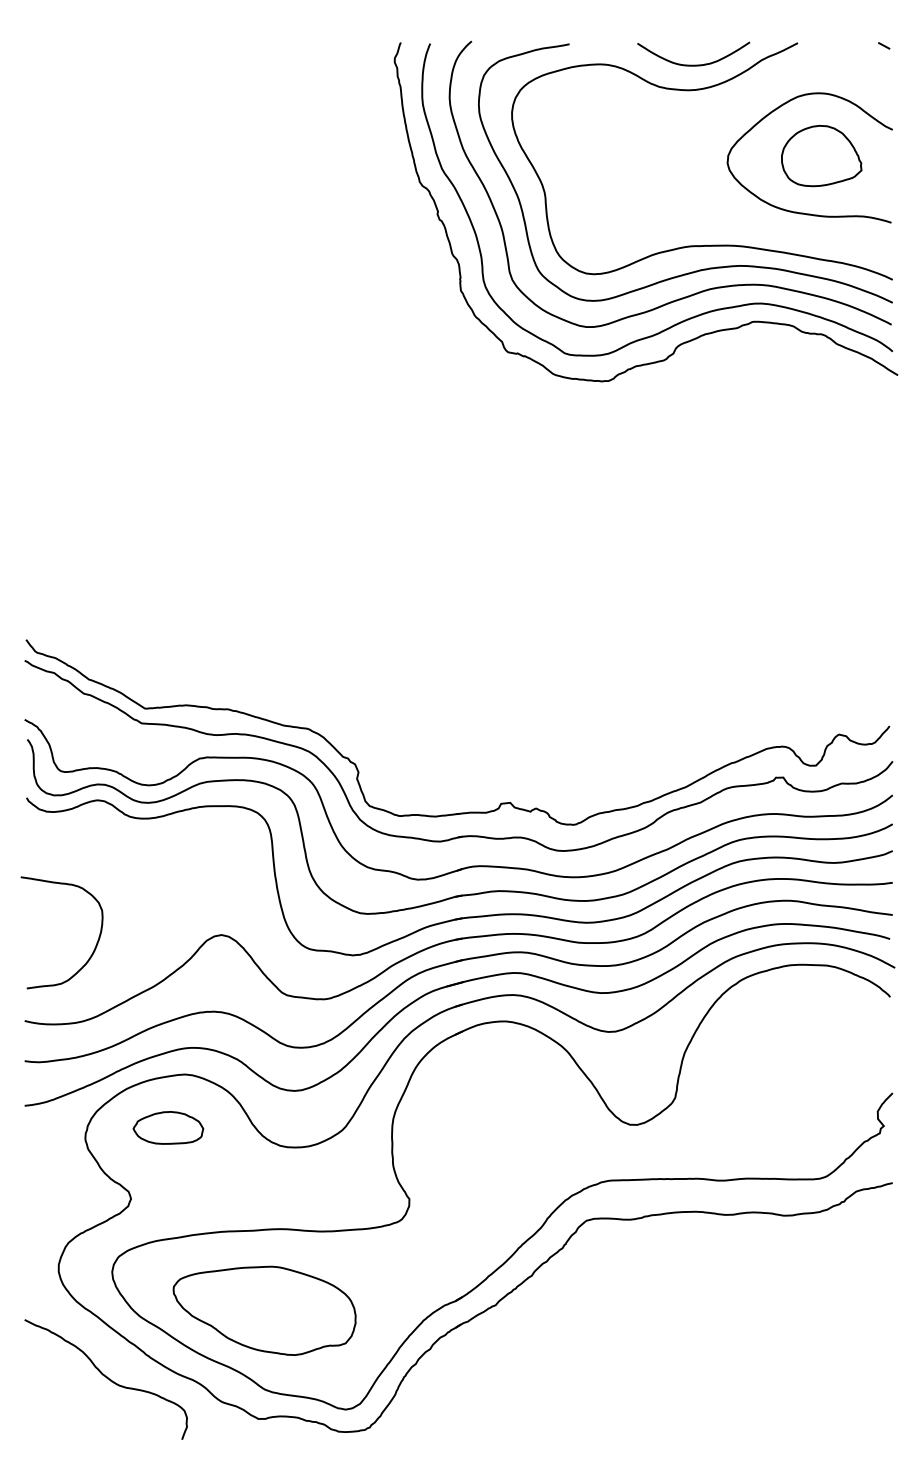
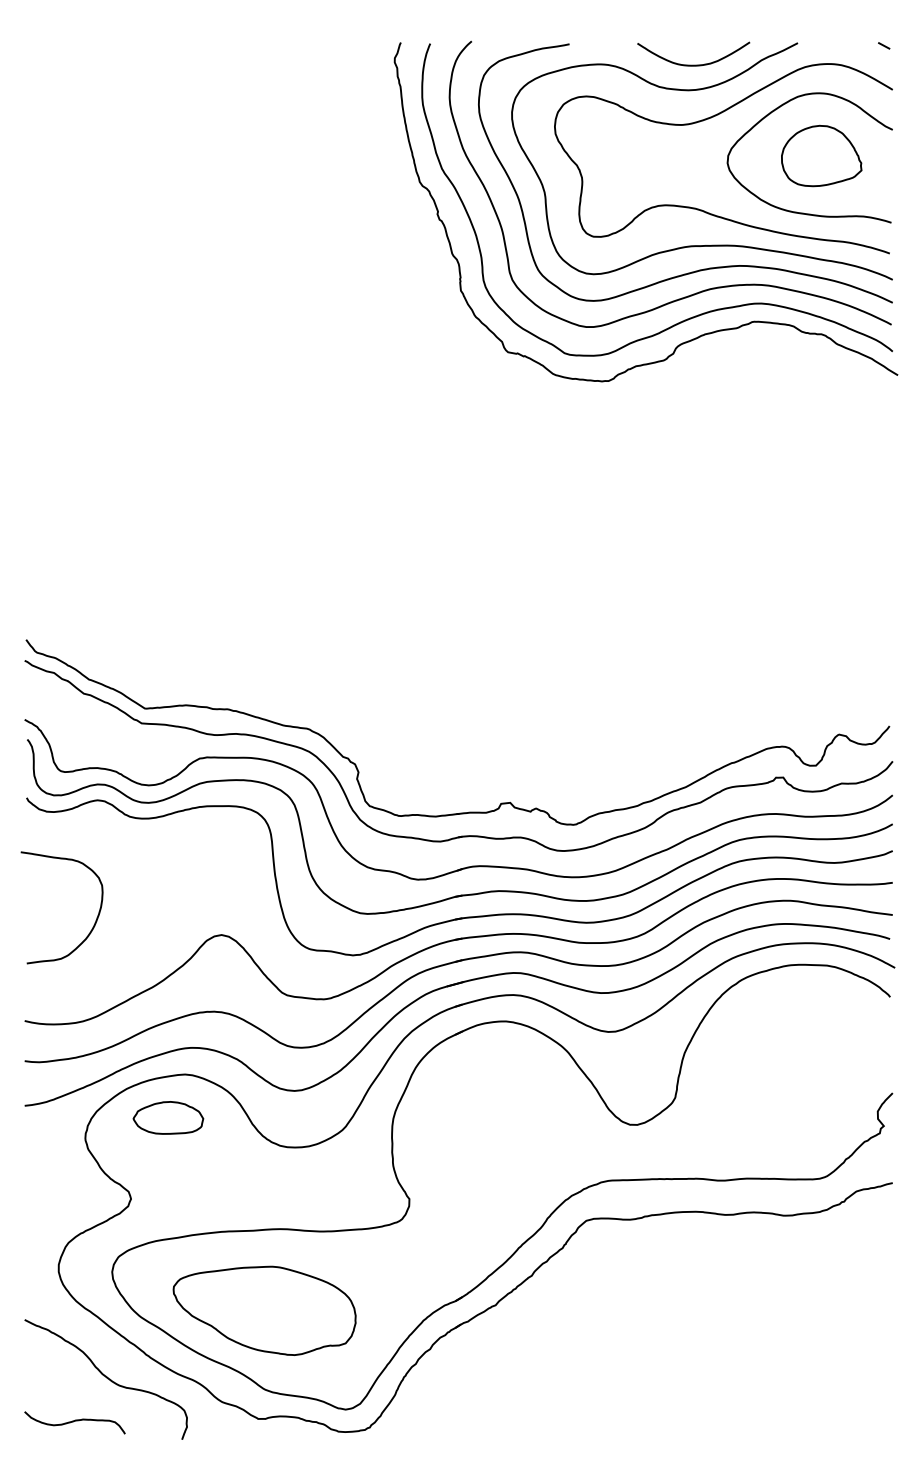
curve: none -> present (711, 118)
curve position: (94, 947) -> (94, 922) (94, 922)
part position: (168, 1127) -> (168, 1117) (168, 1117)
curve: none -> present (74, 1421)
